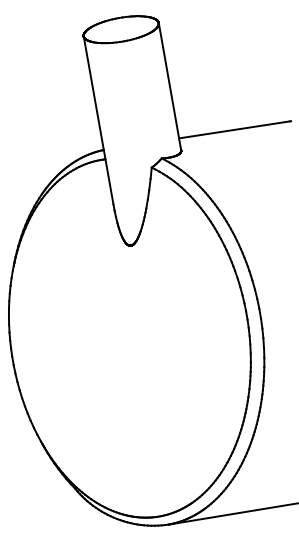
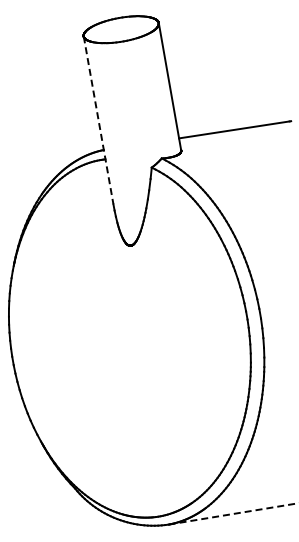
line: solid -> dashed (98, 120)
line: solid -> dashed (233, 513)
